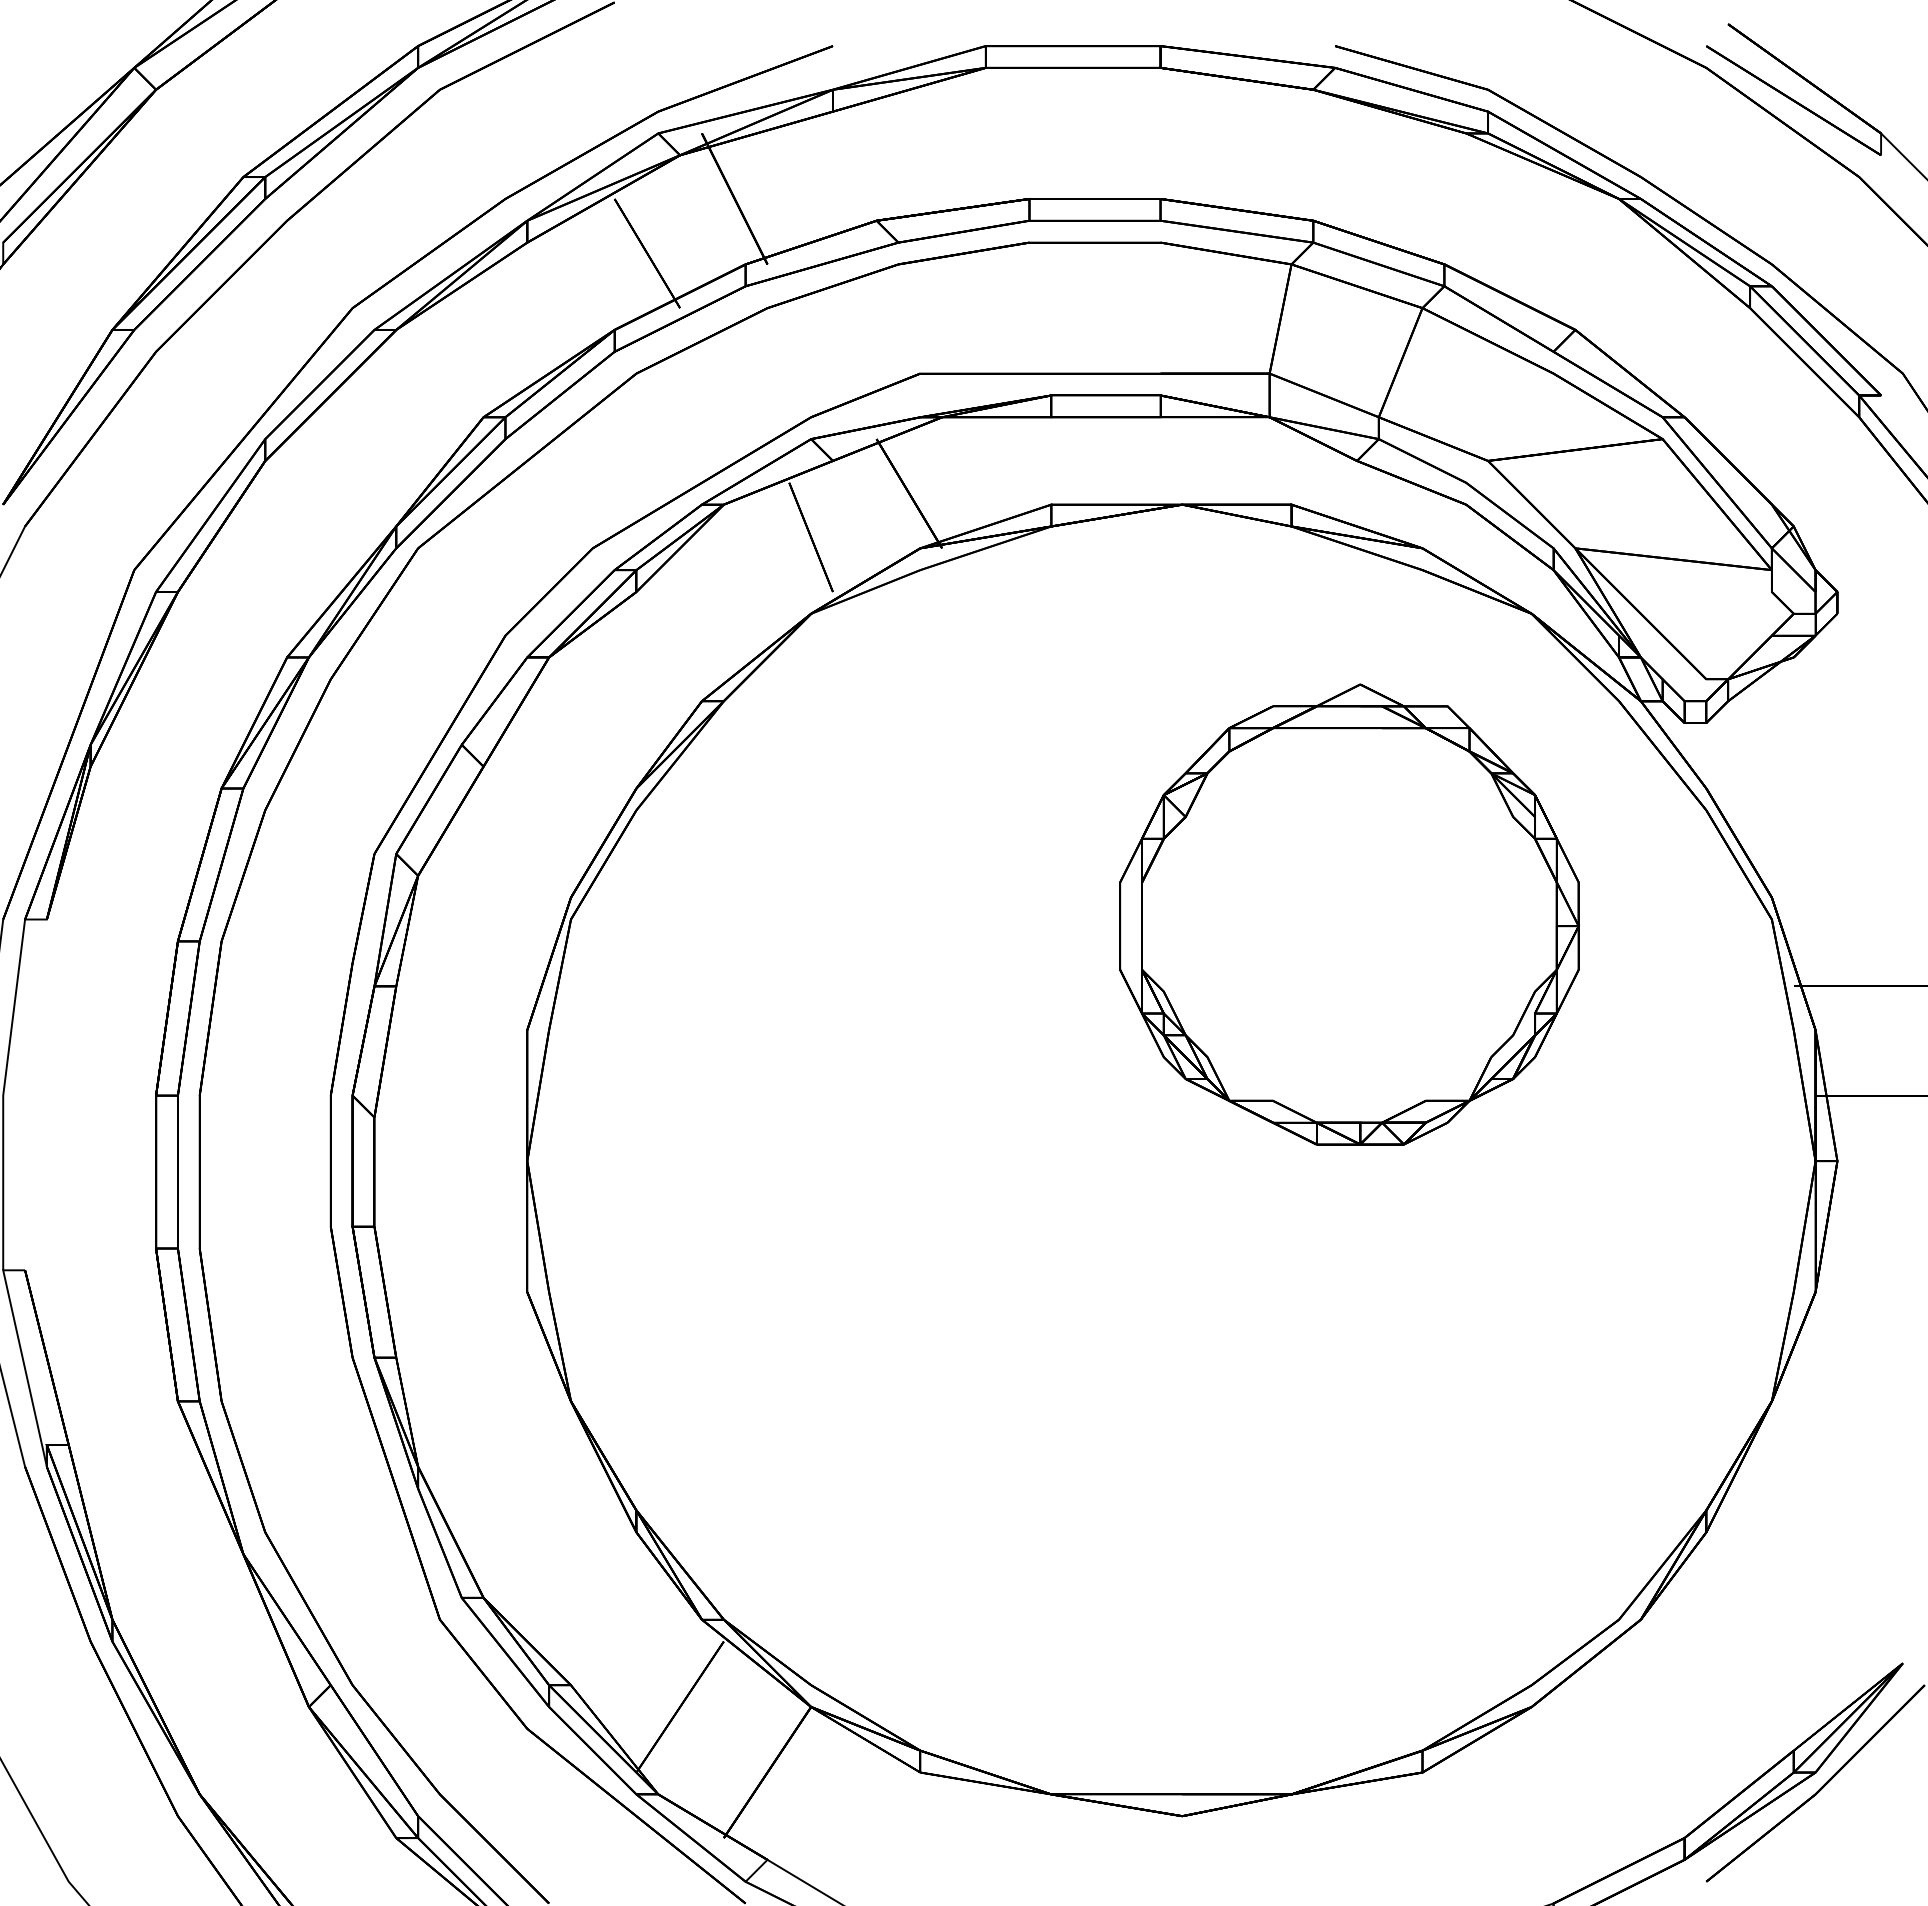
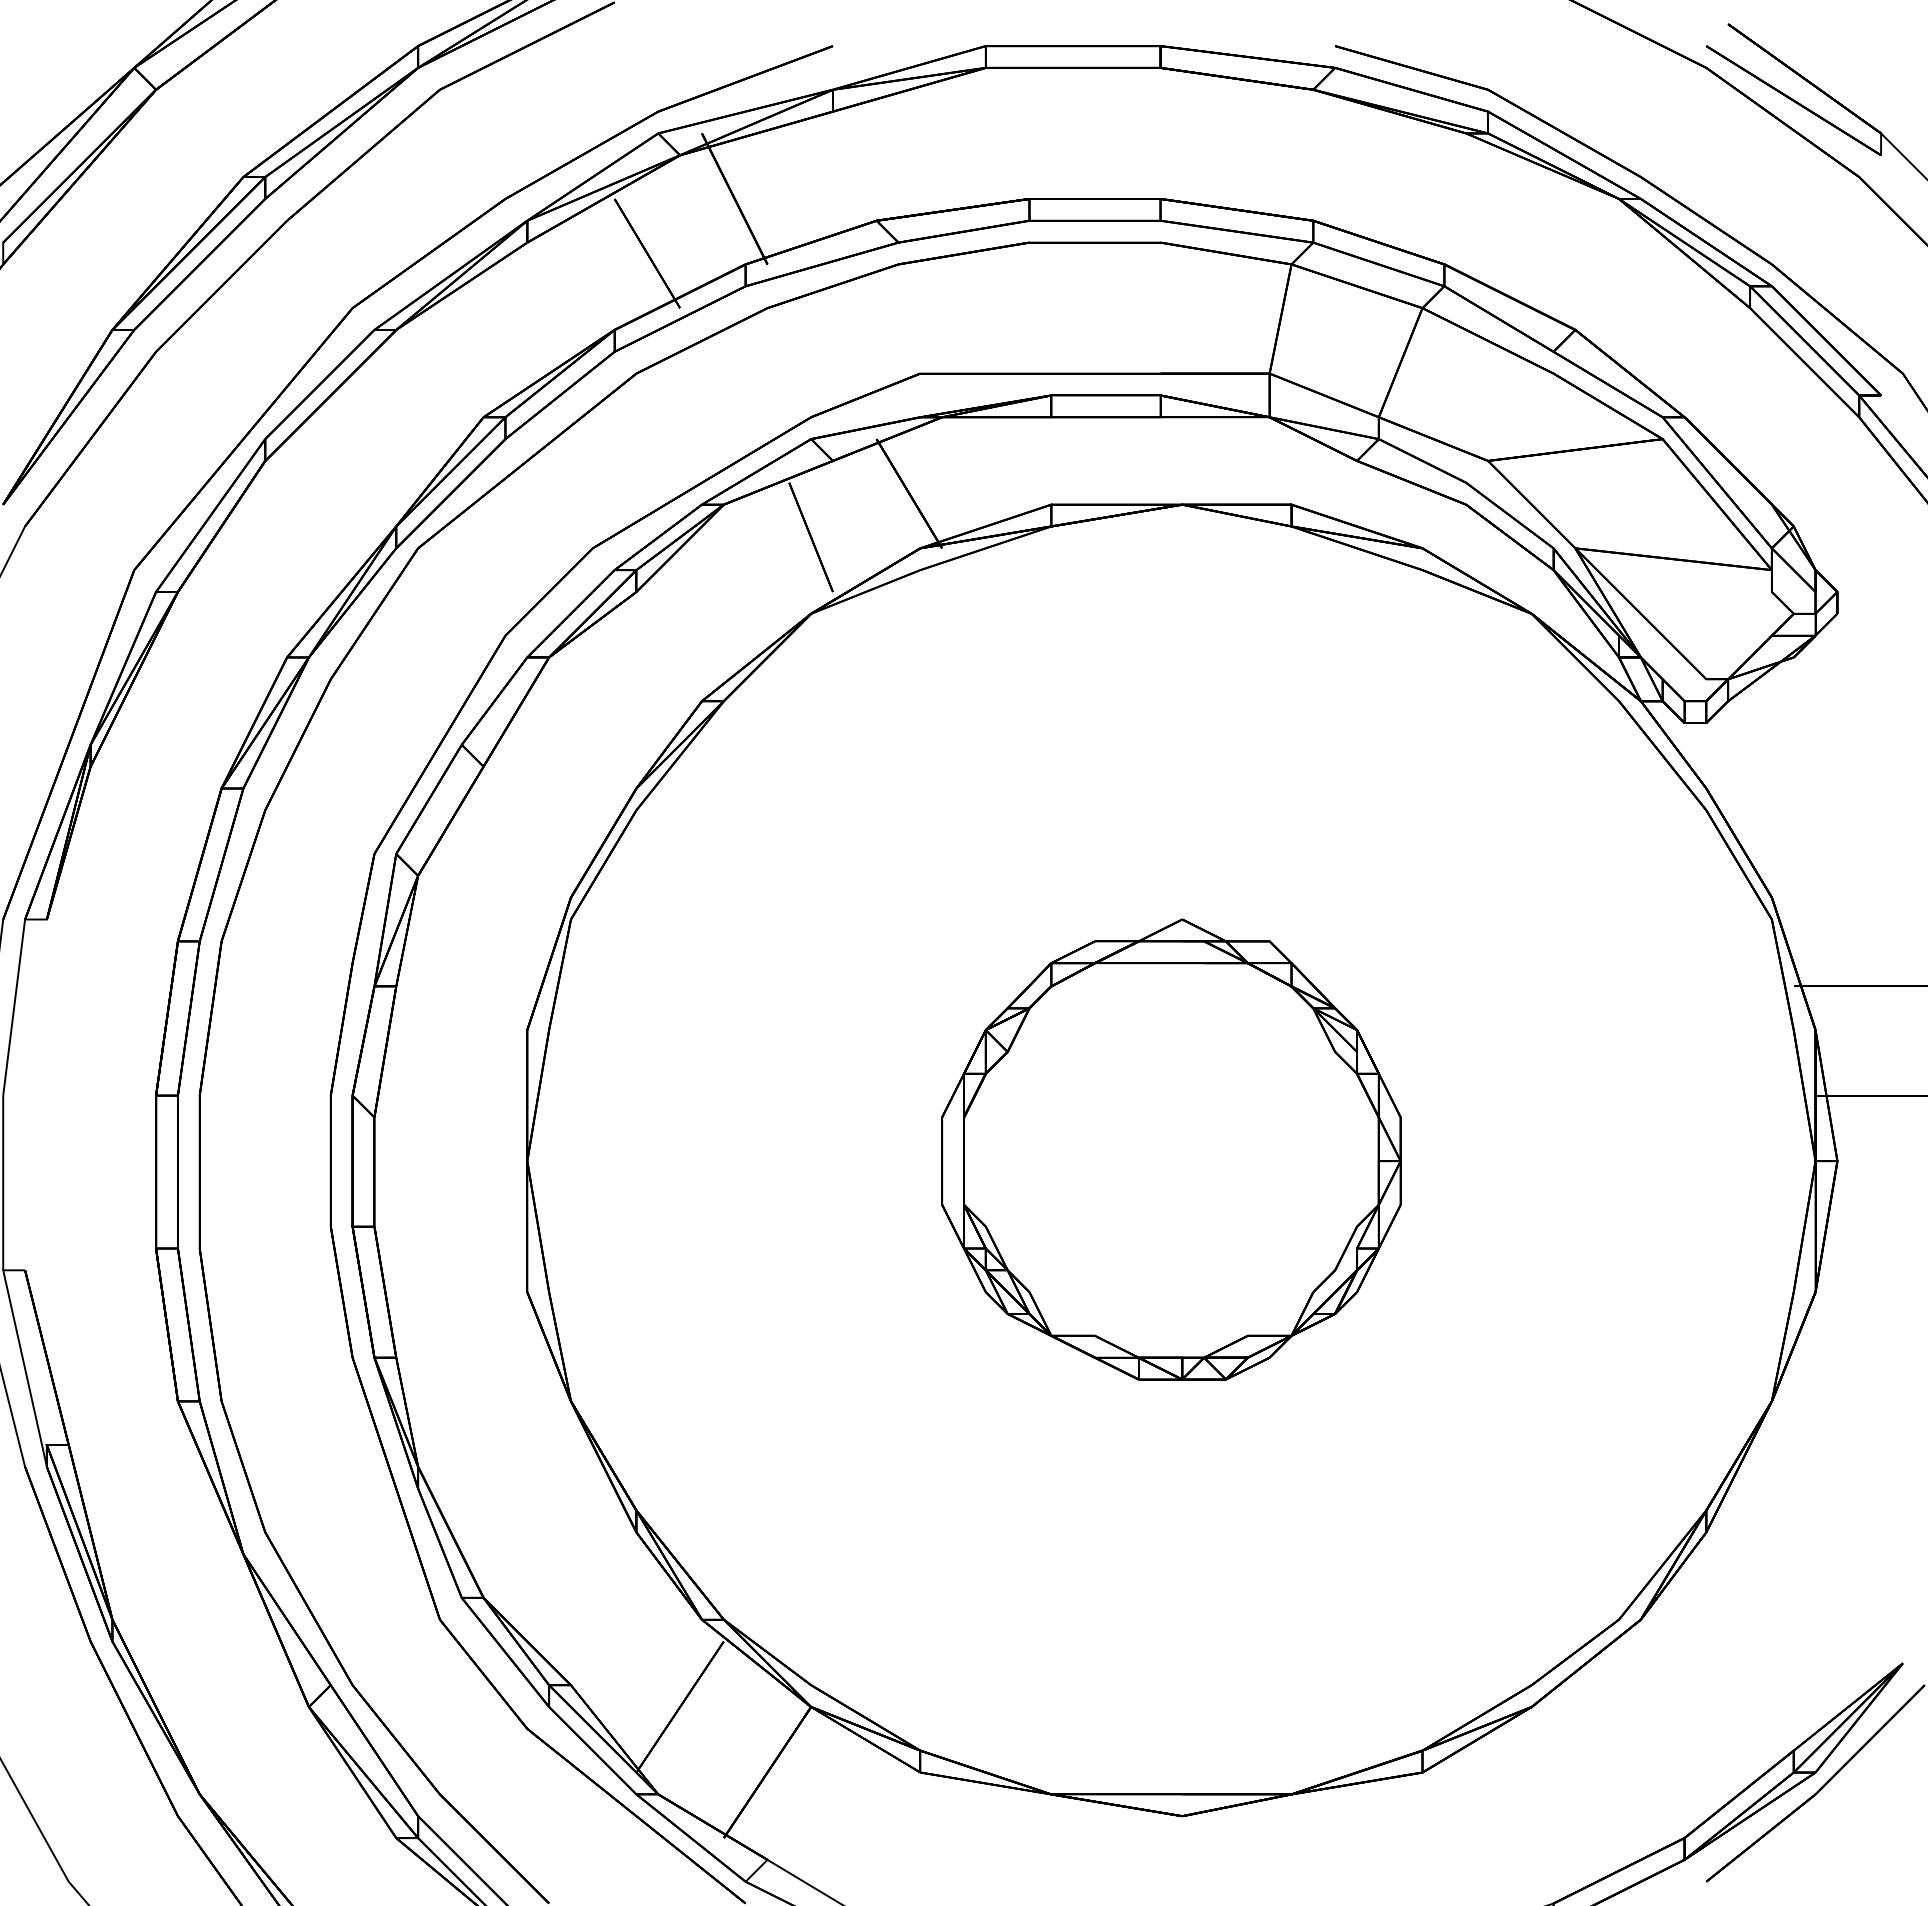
part position: (1349, 914) -> (1171, 1149) (1171, 1149)
